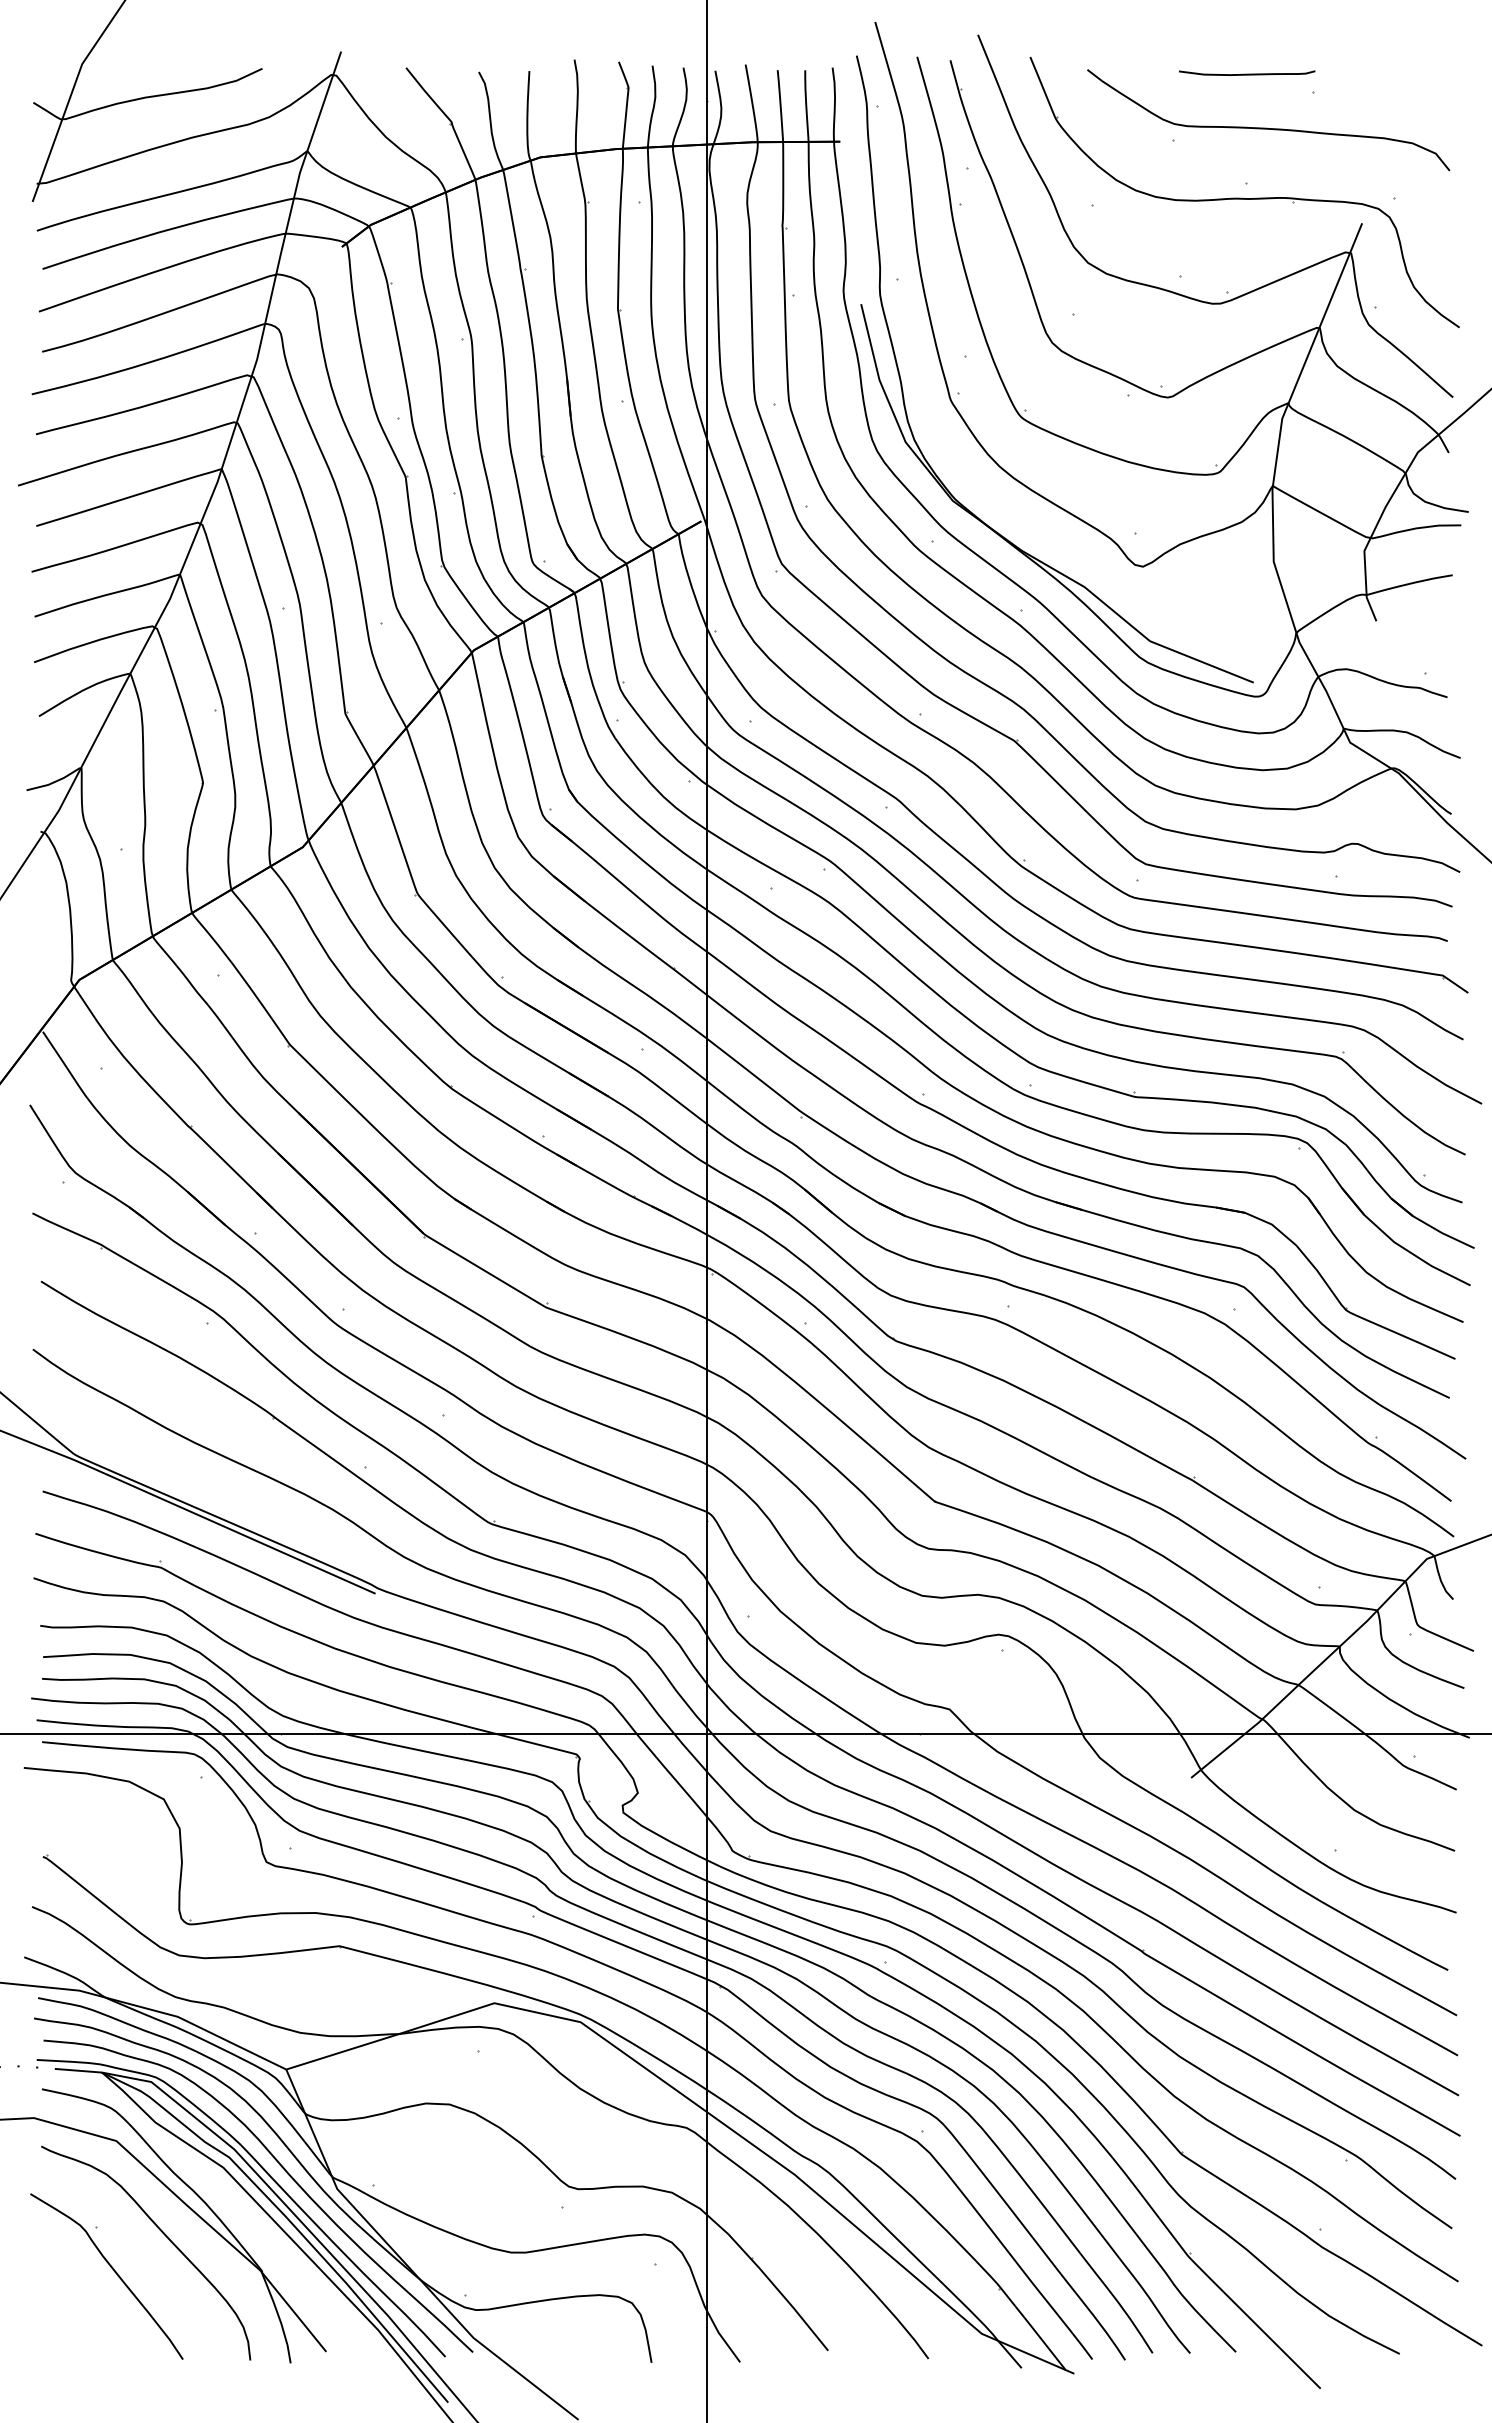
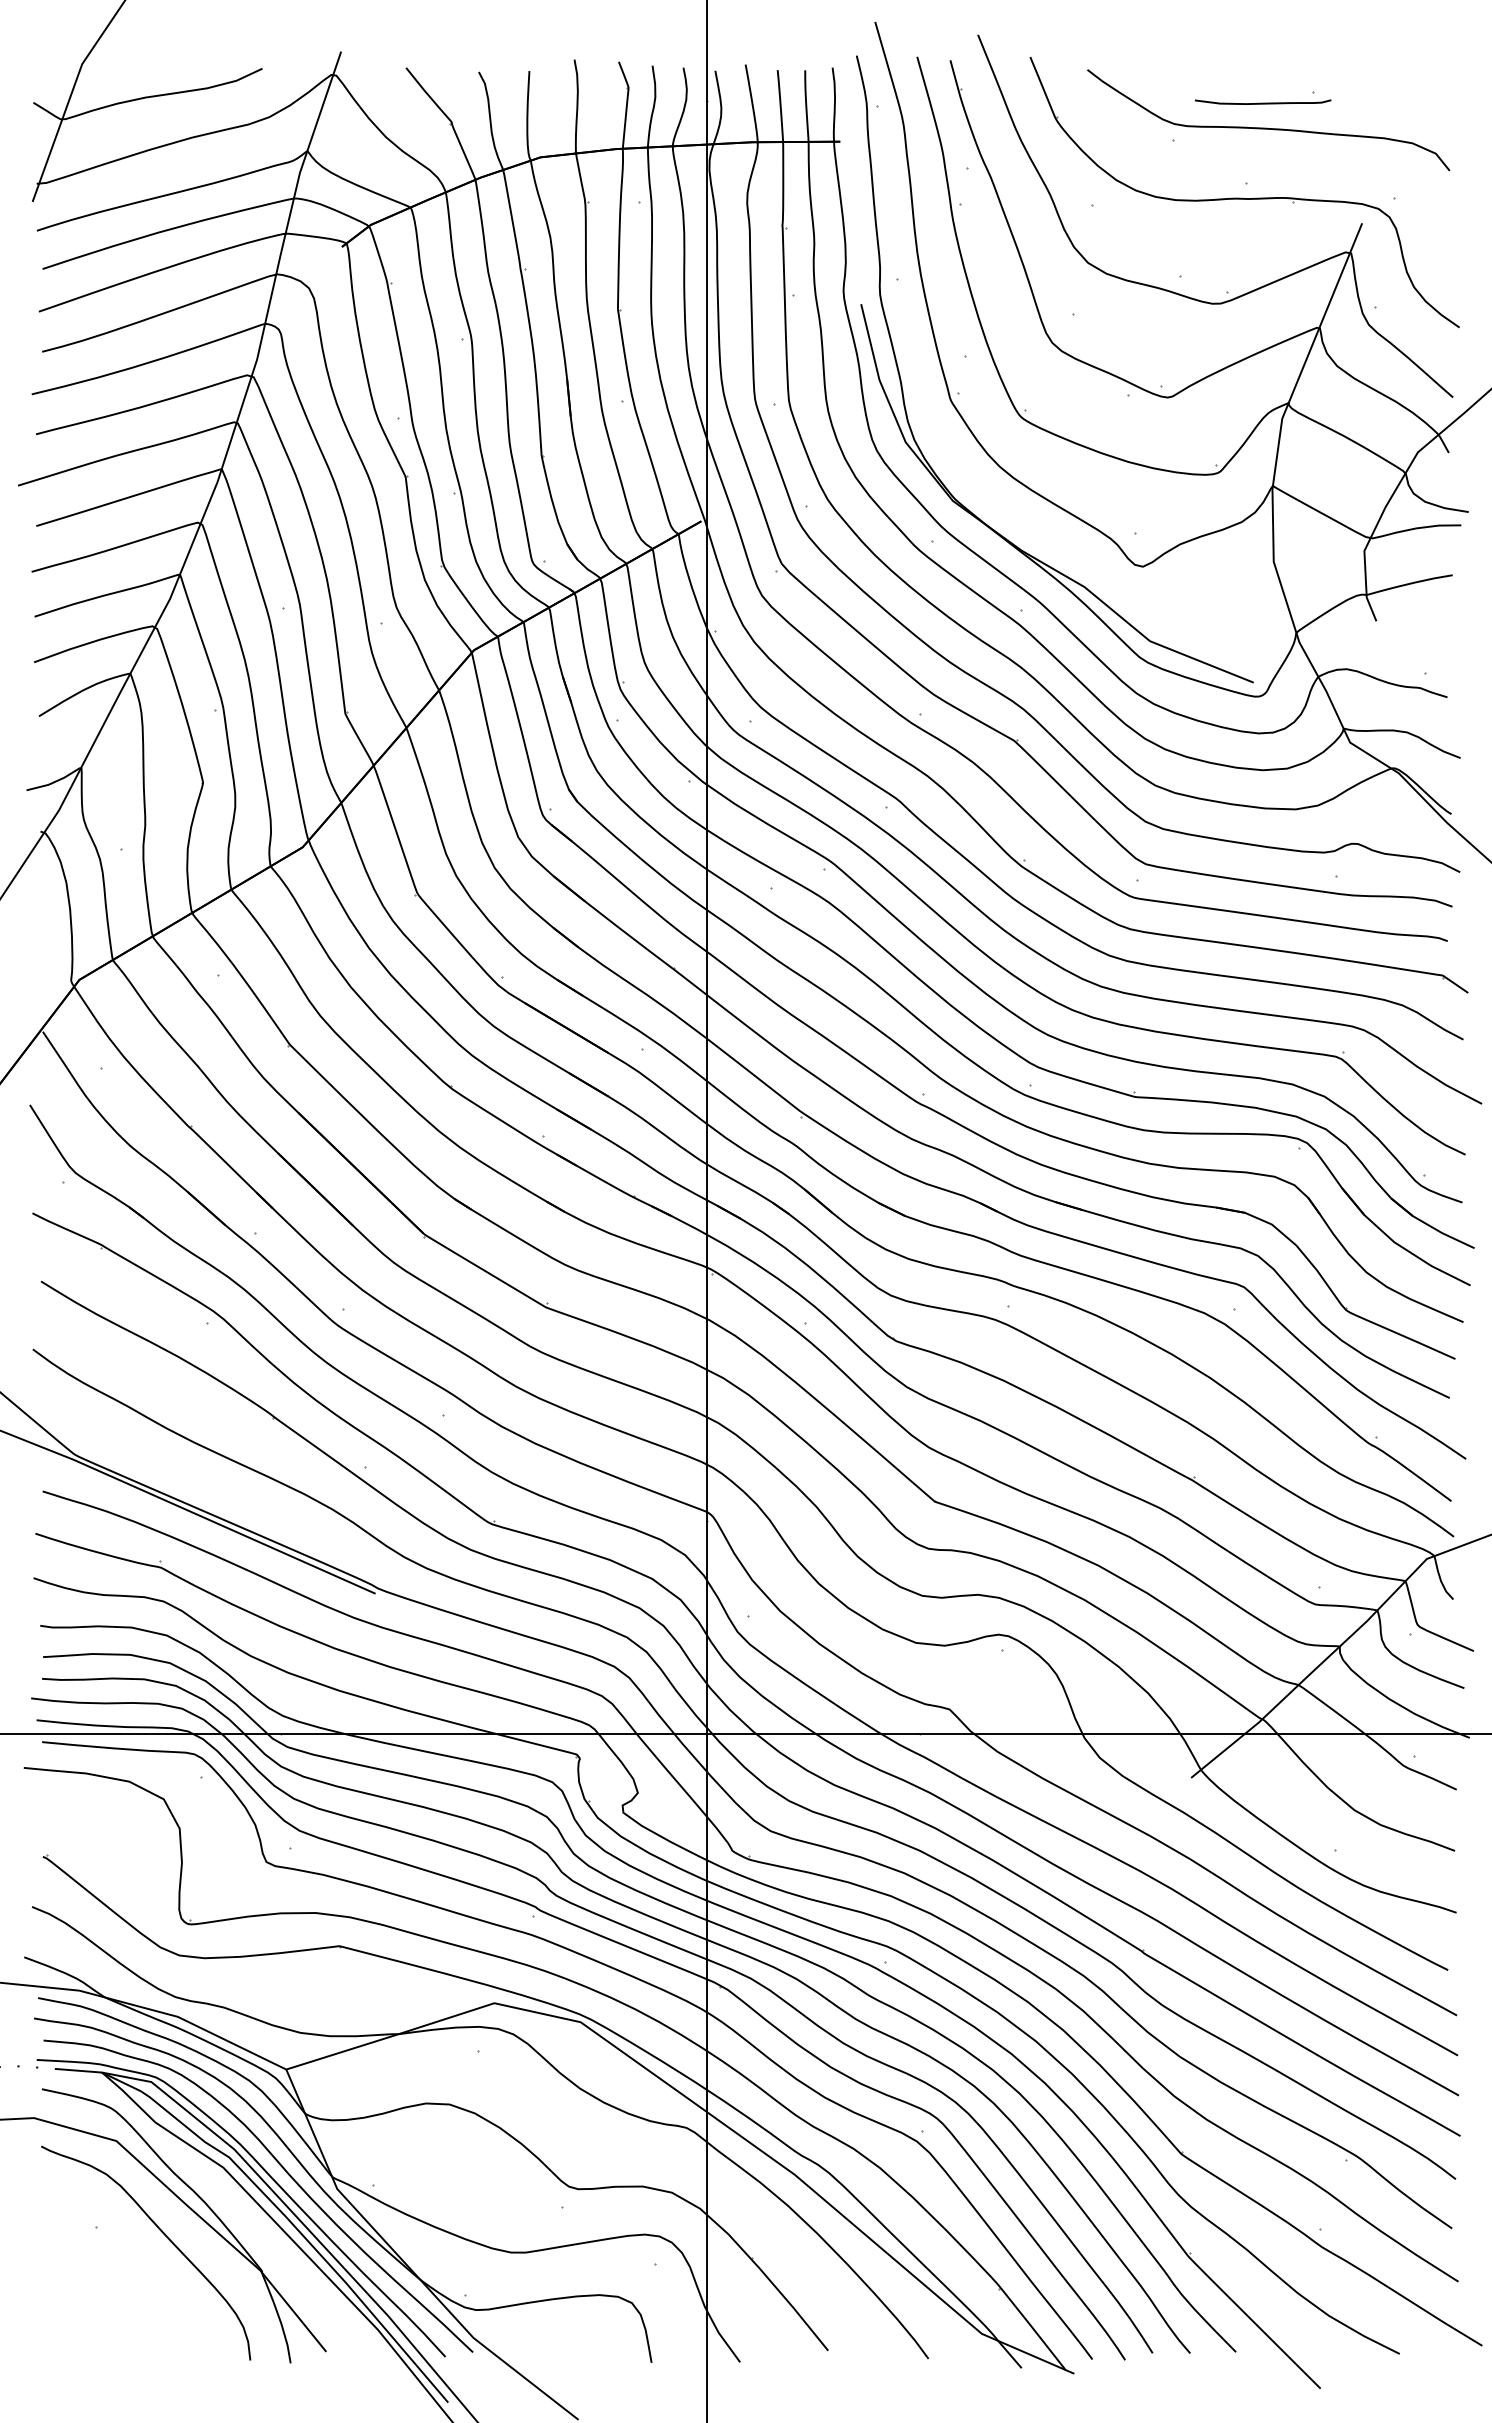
curve position: (1247, 73) -> (1263, 102) (1263, 102)
curve: present -> none (113, 2271)
